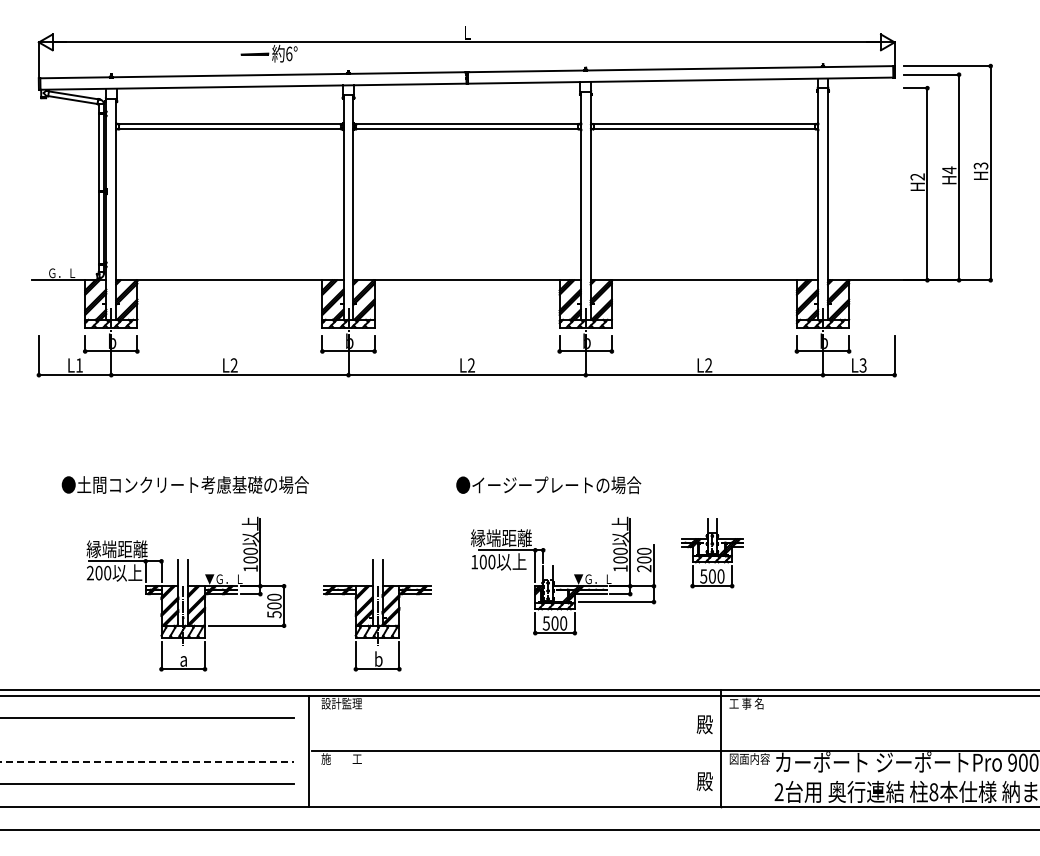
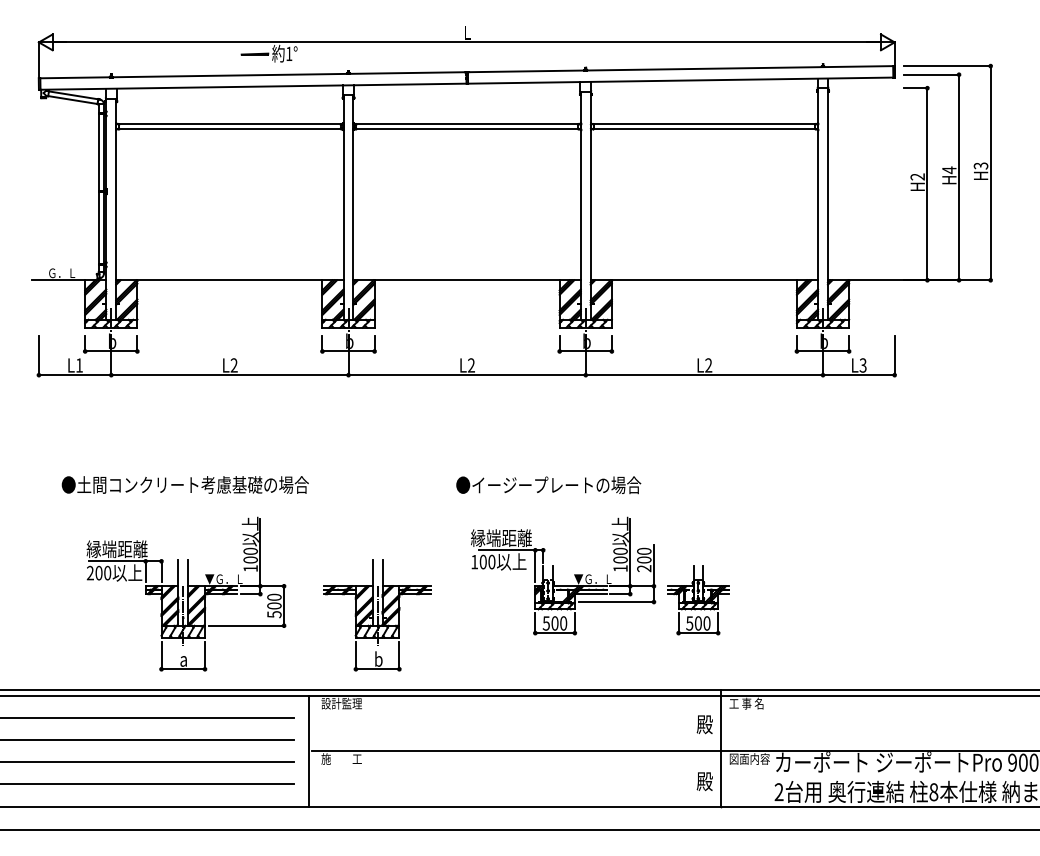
text: 6° -> 1° (289, 53)
part position: (712, 553) -> (698, 600) (698, 600)
line: none -> present (147, 740)
line: dashed -> solid (147, 762)
